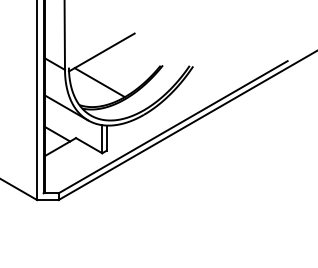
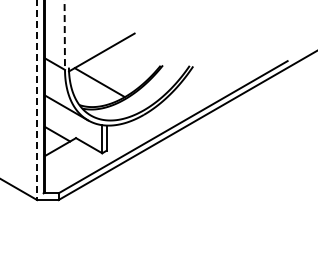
line: solid -> dashed (64, 35)
line: solid -> dashed (37, 100)
